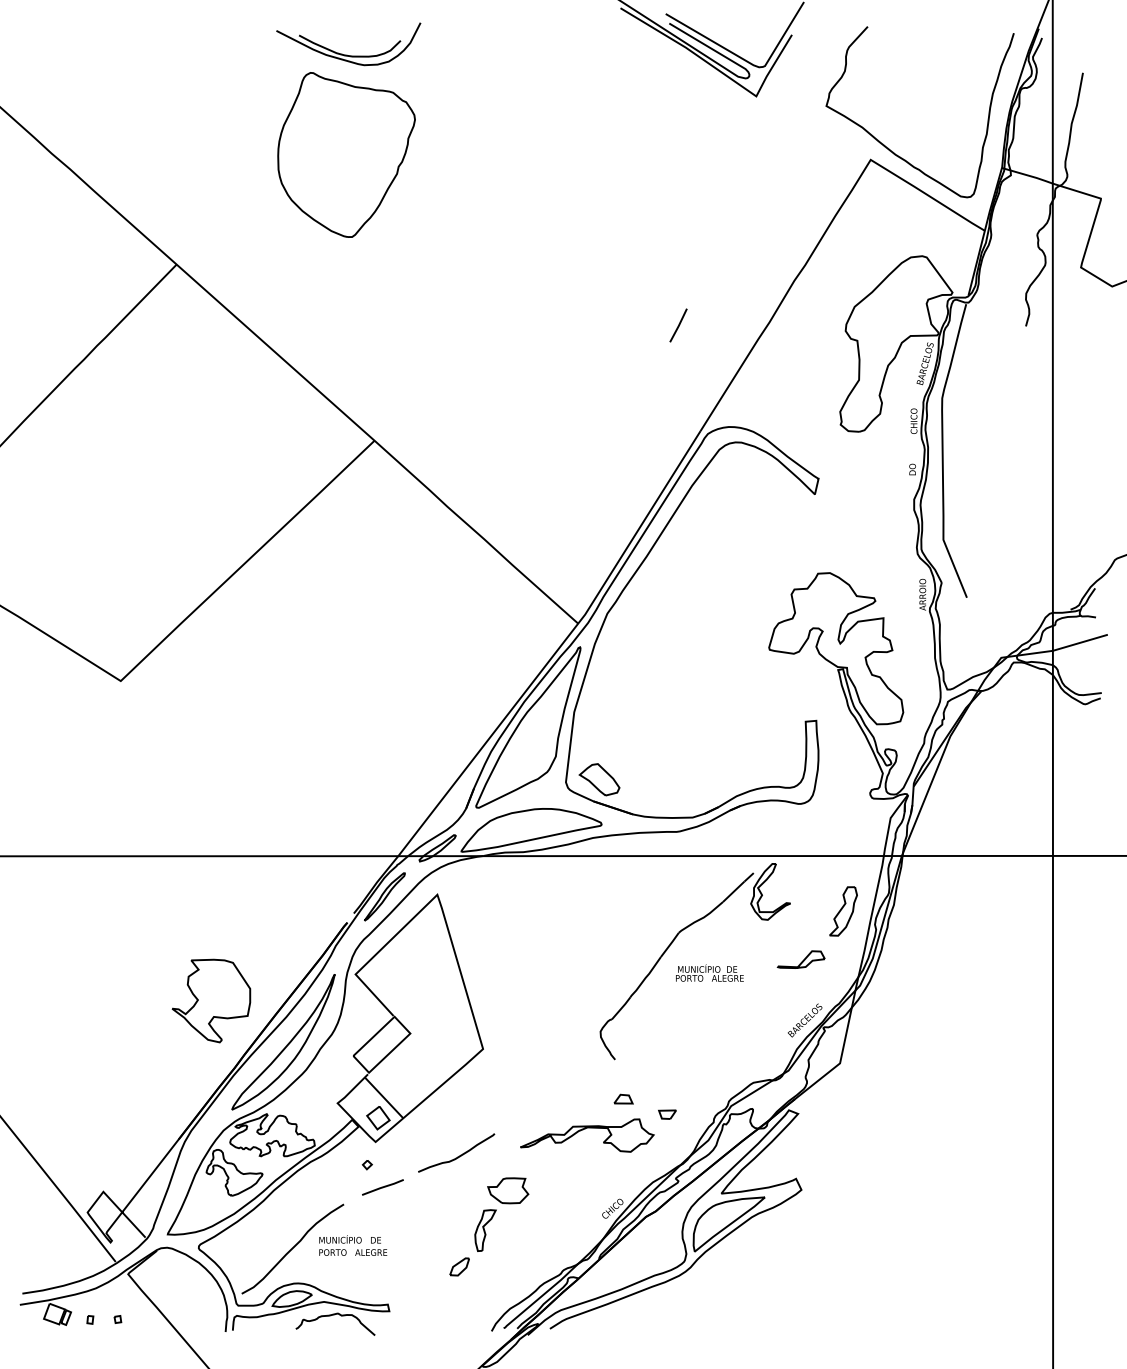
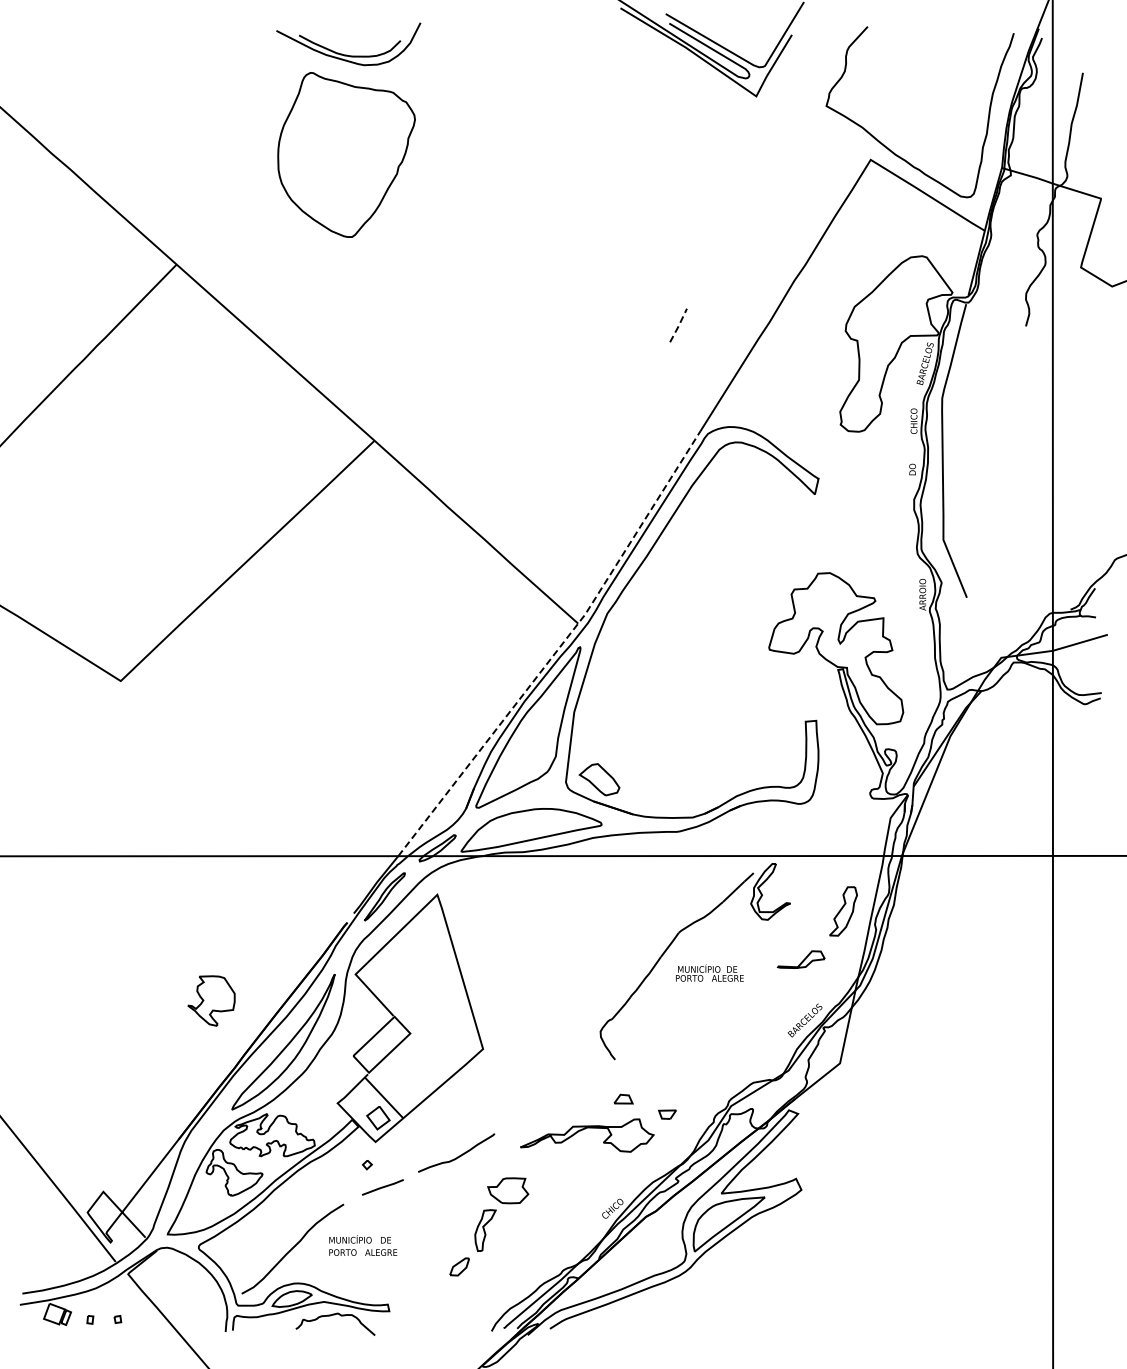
line: solid -> dashed (678, 325)
line: solid -> dashed (558, 649)
part size: 81x86 px -> 49x52 px (211, 1000)
text position: (353, 1245) -> (363, 1245) (363, 1245)
